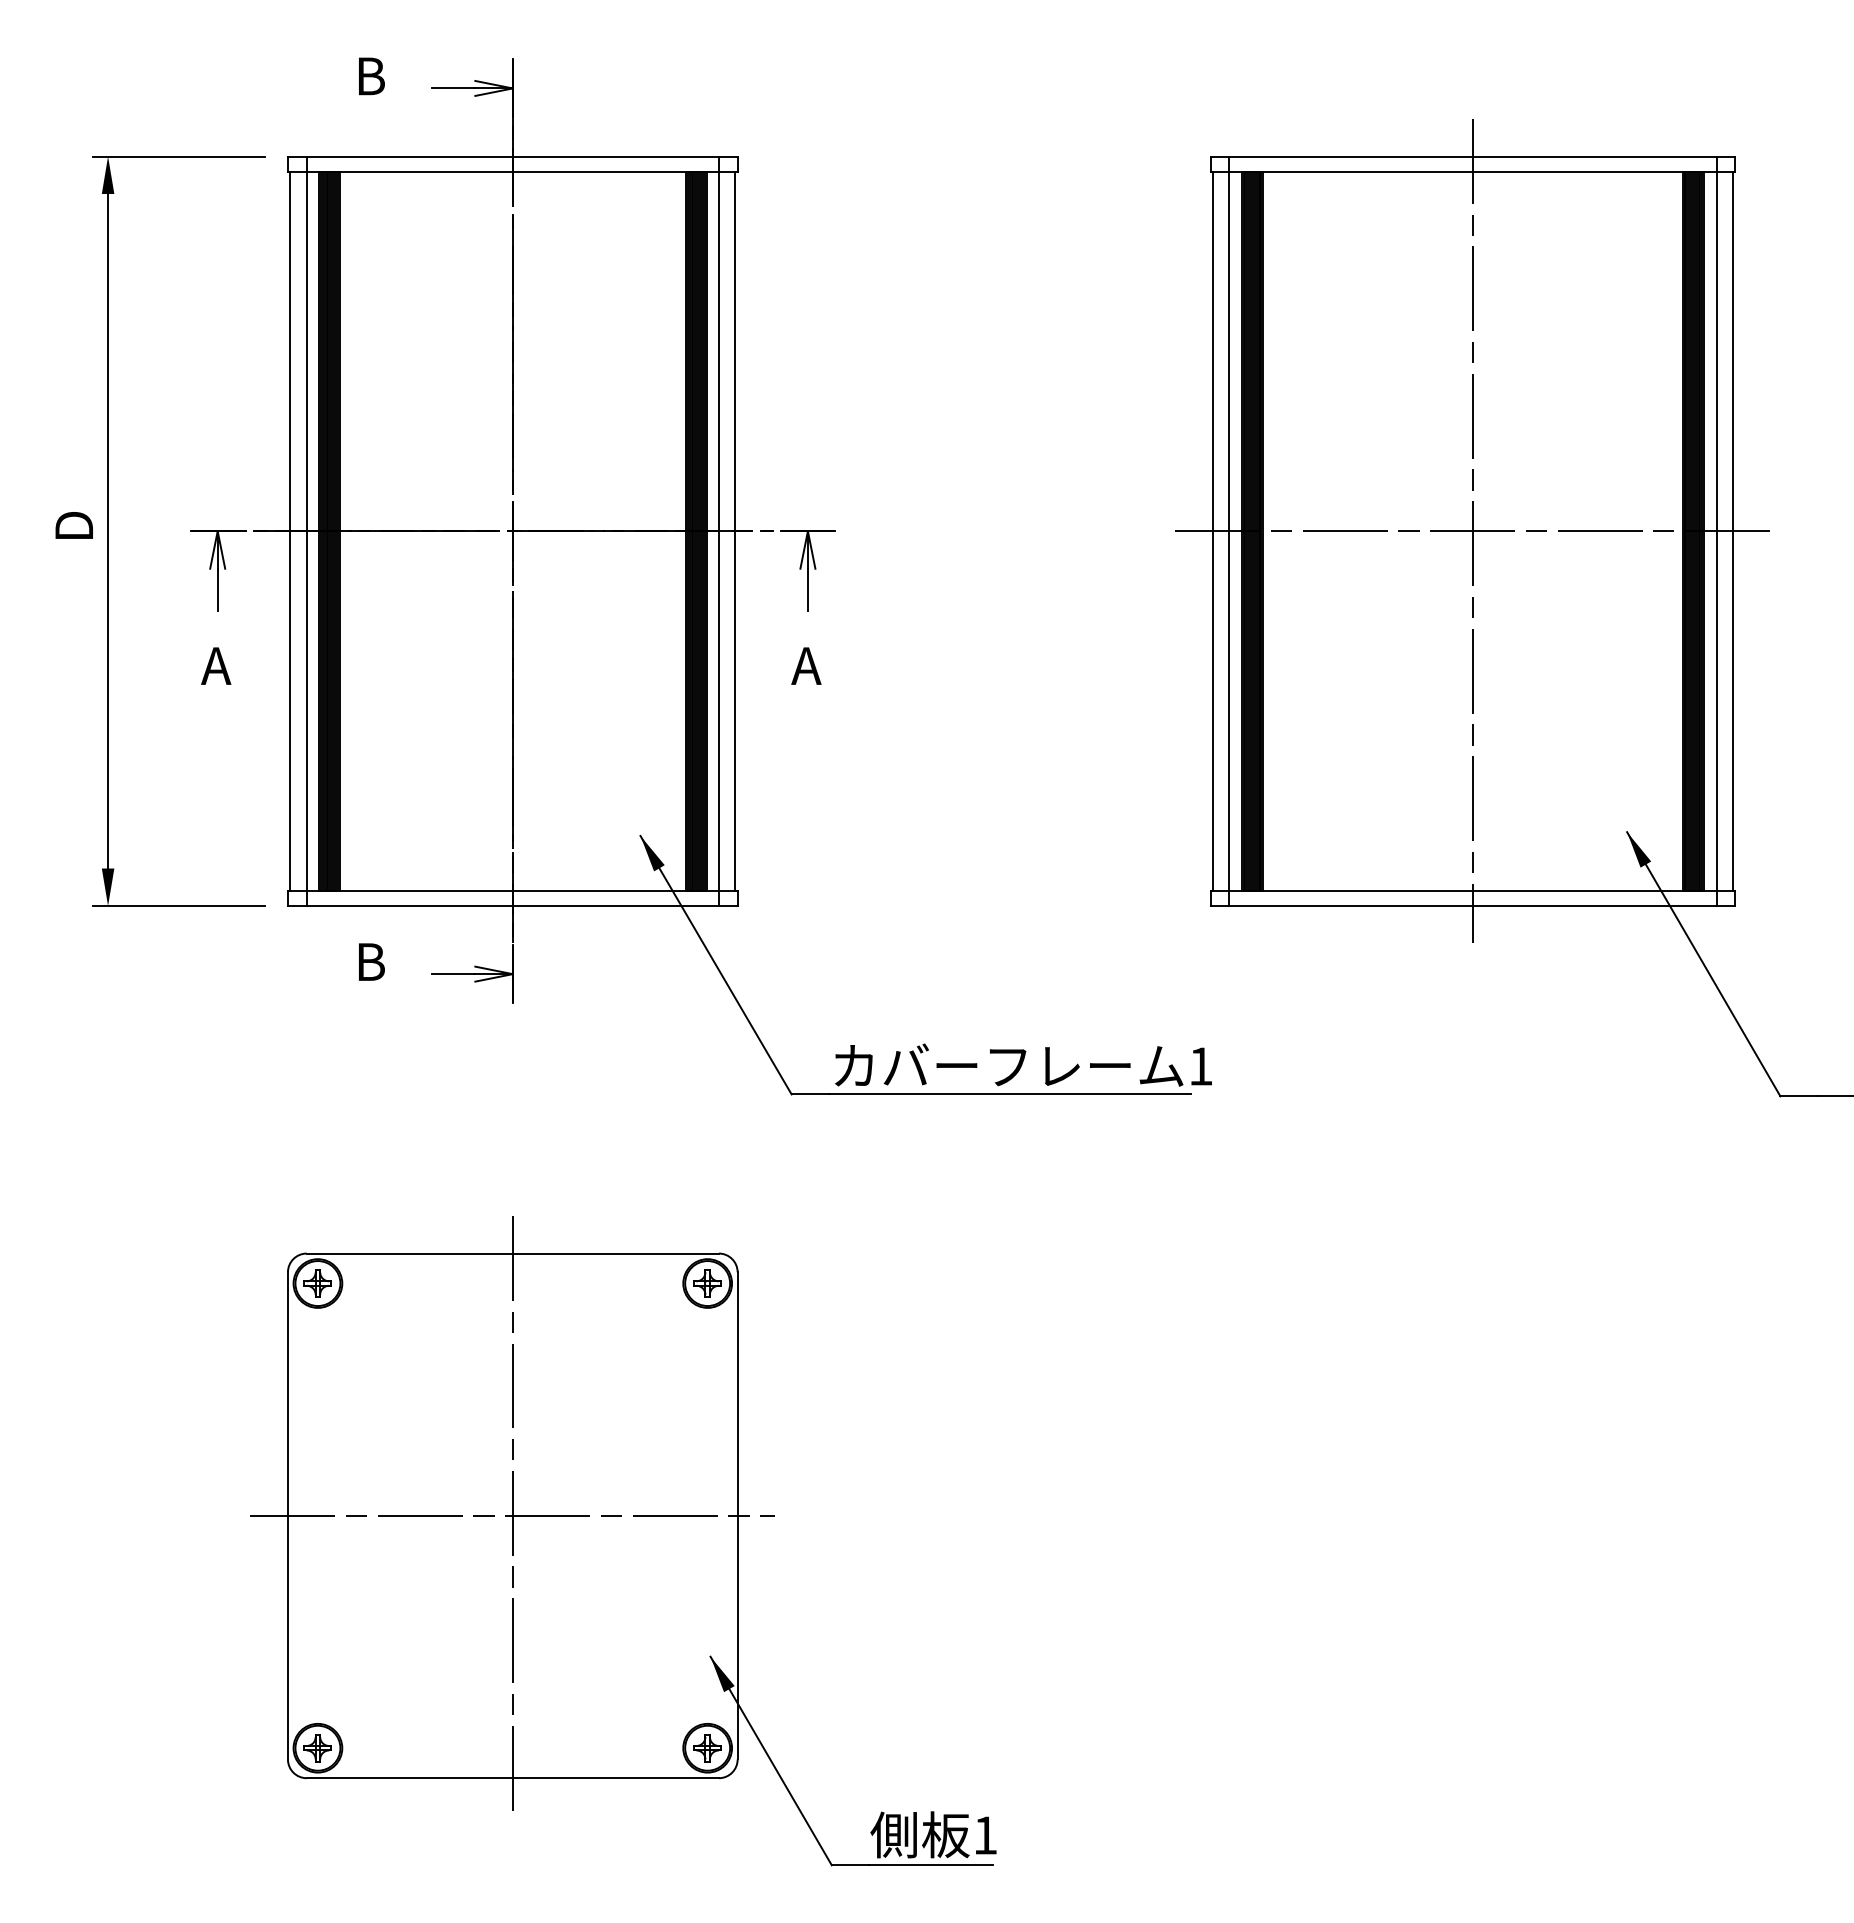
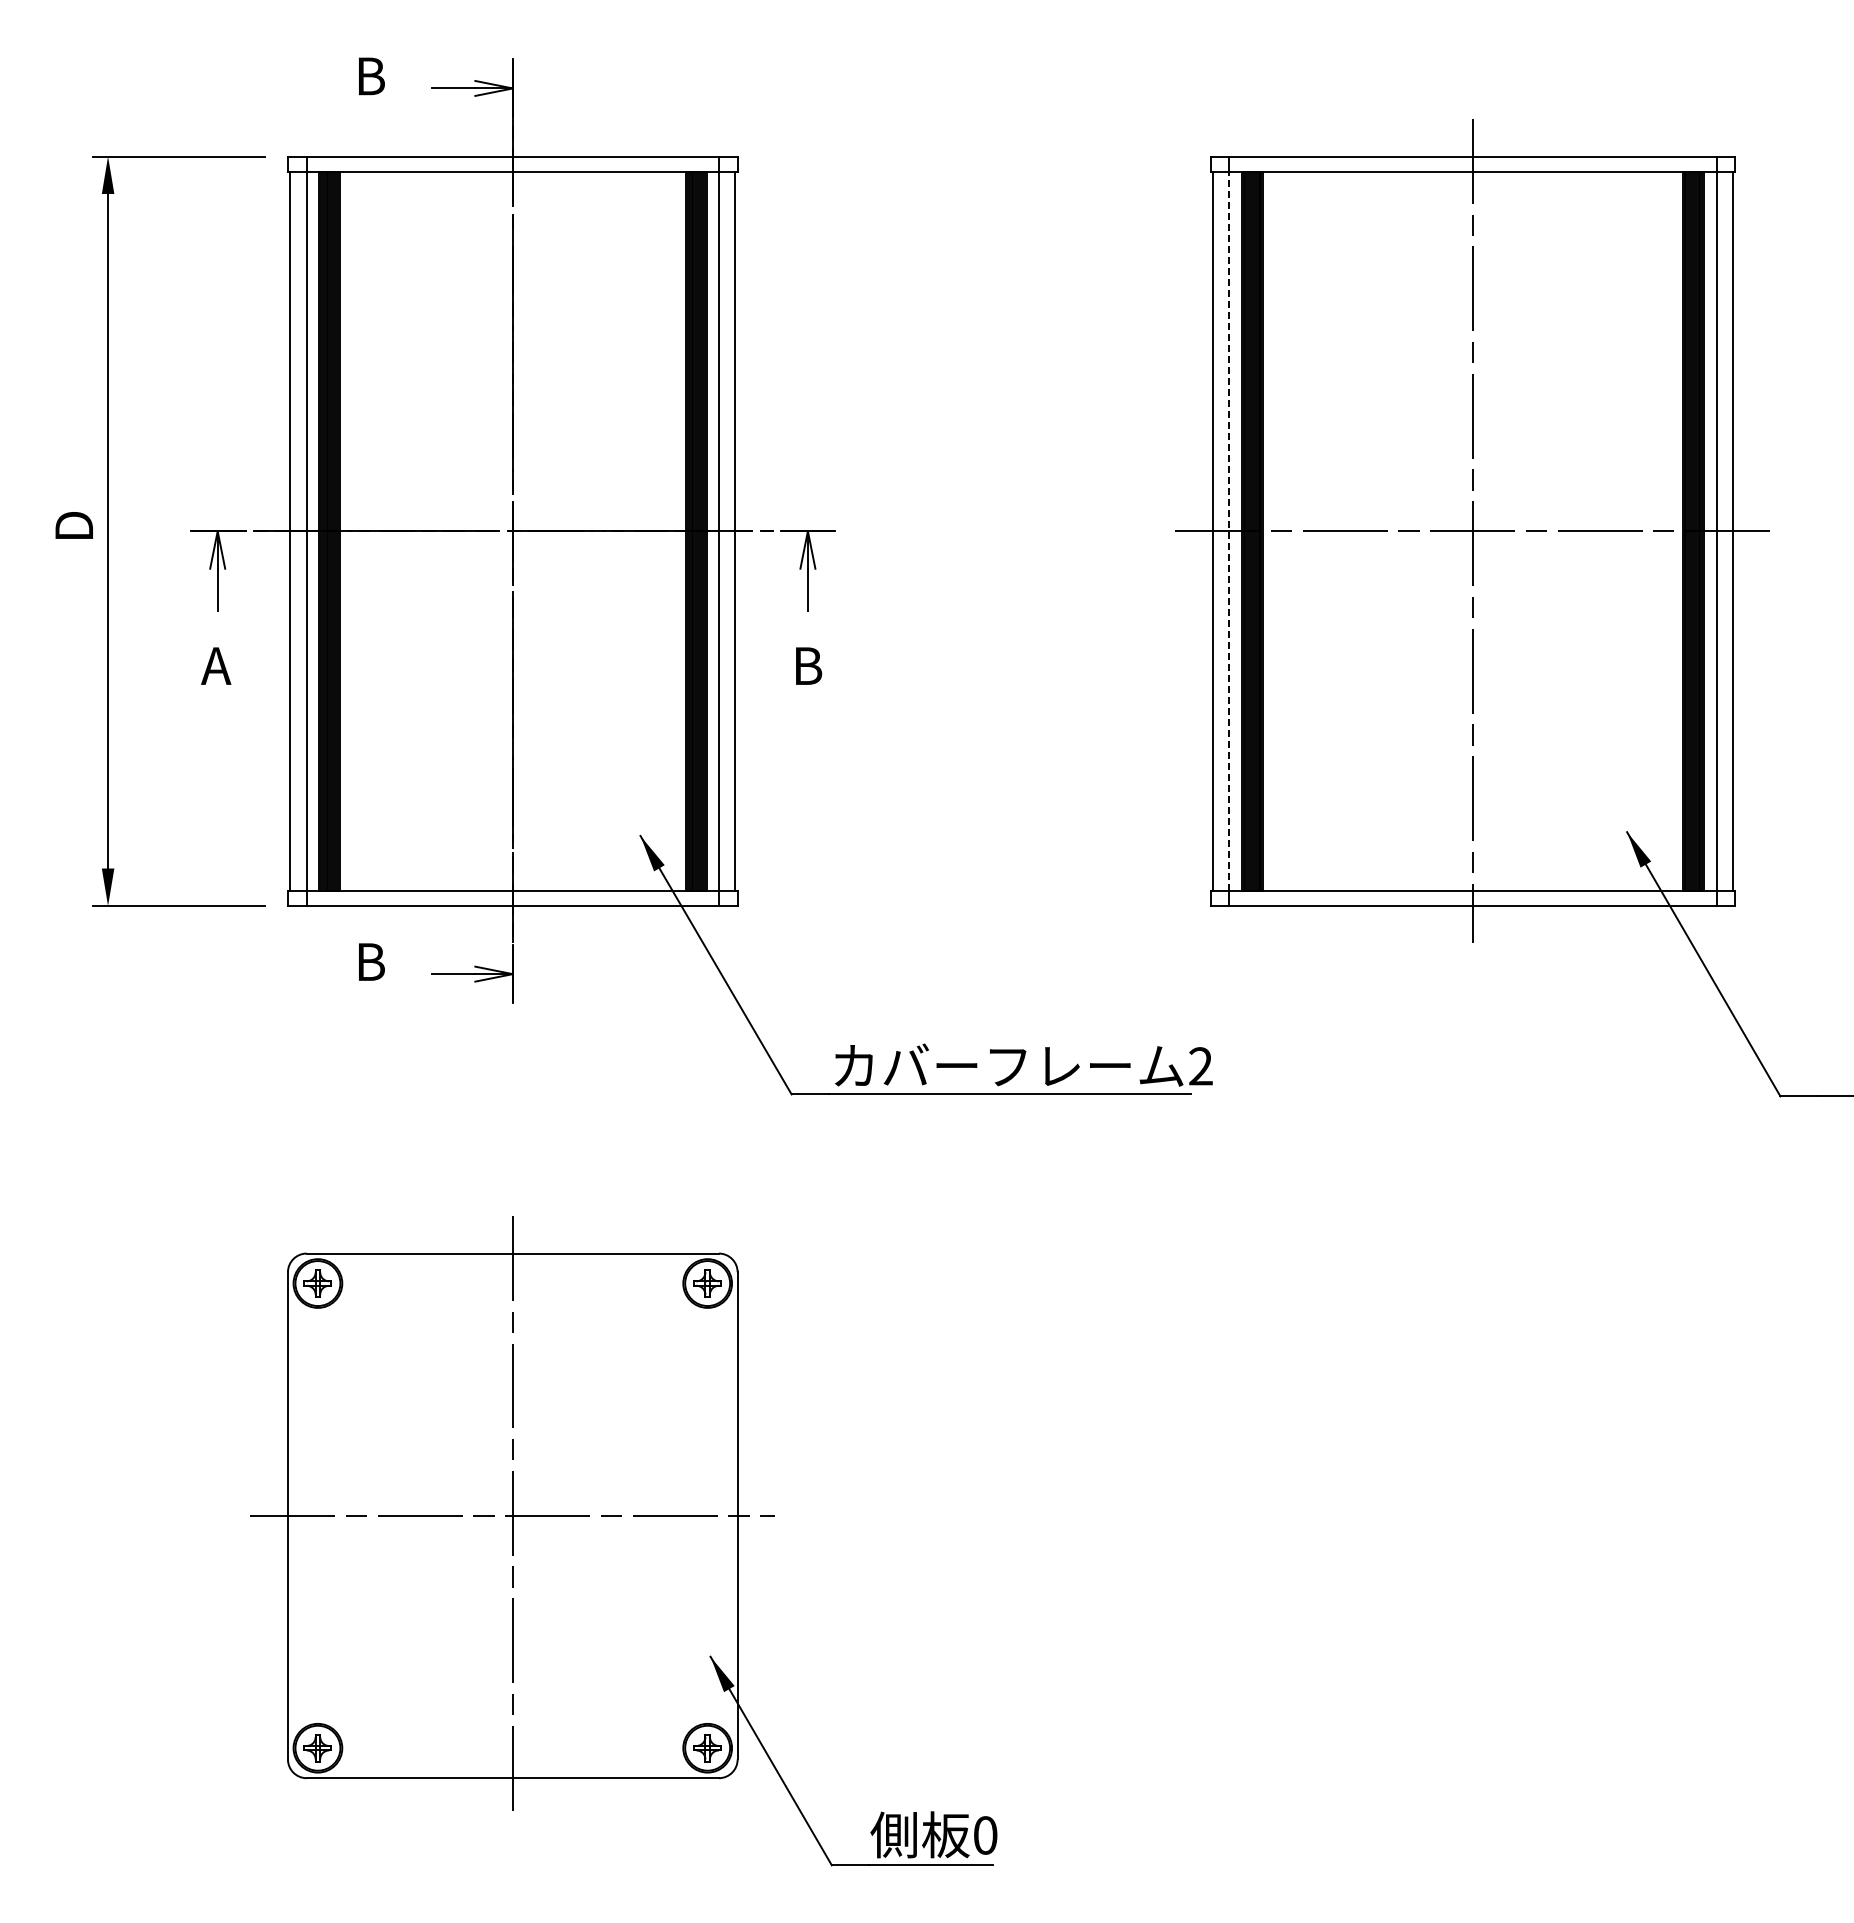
line: solid -> dashed (1229, 531)
text: A -> B (806, 665)
text: 1 -> 2 (1200, 1066)
text: 1 -> 0 (985, 1835)
